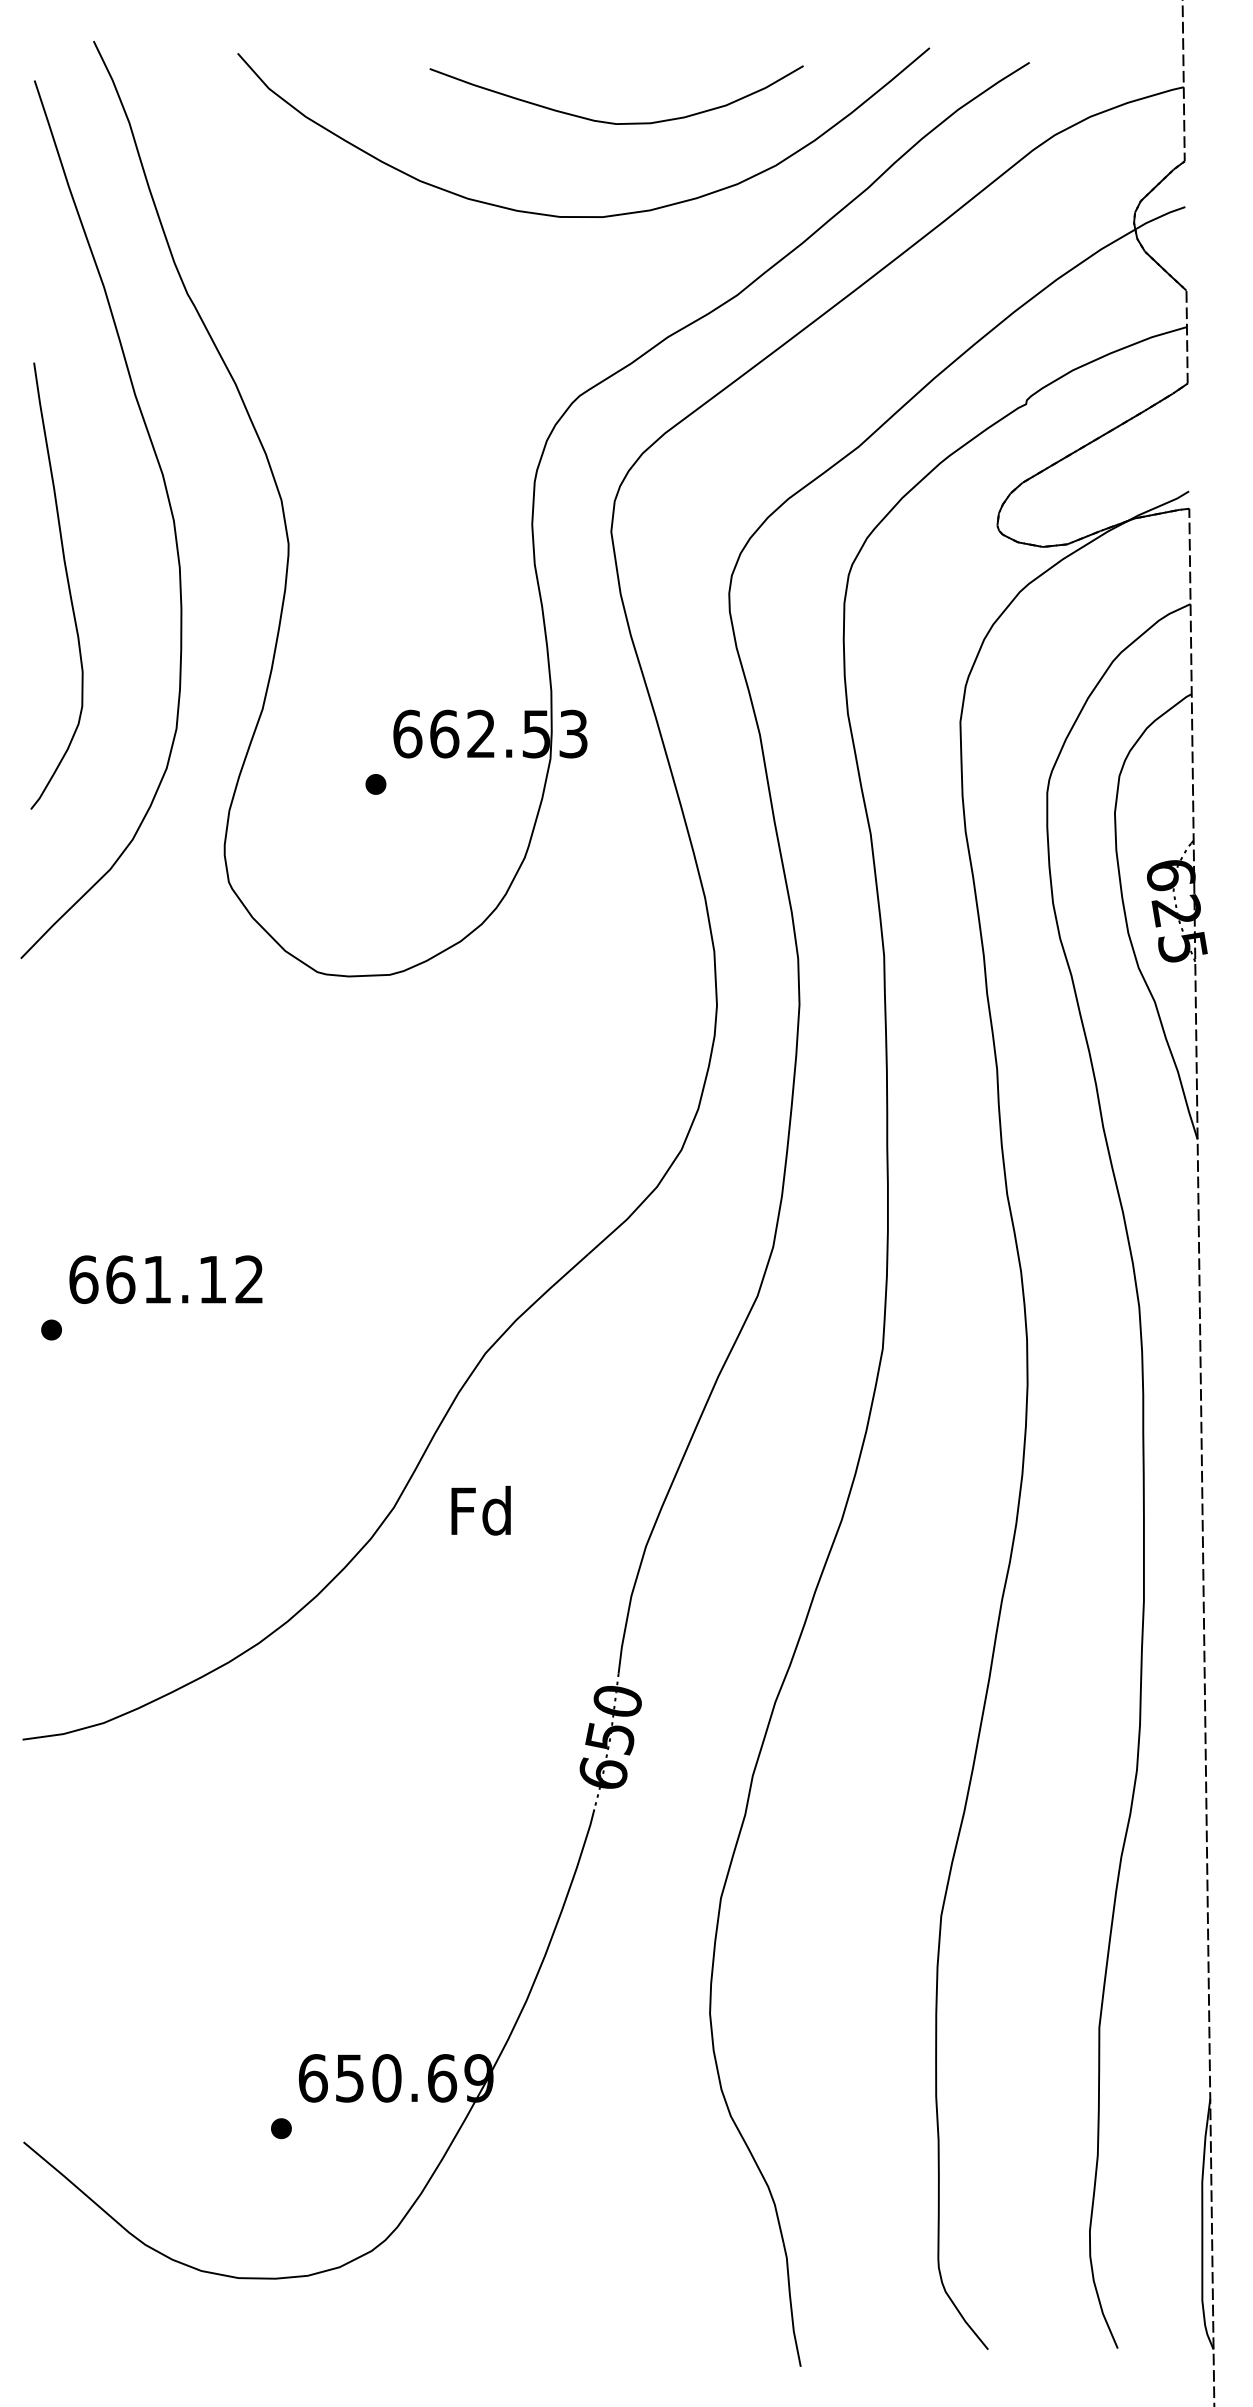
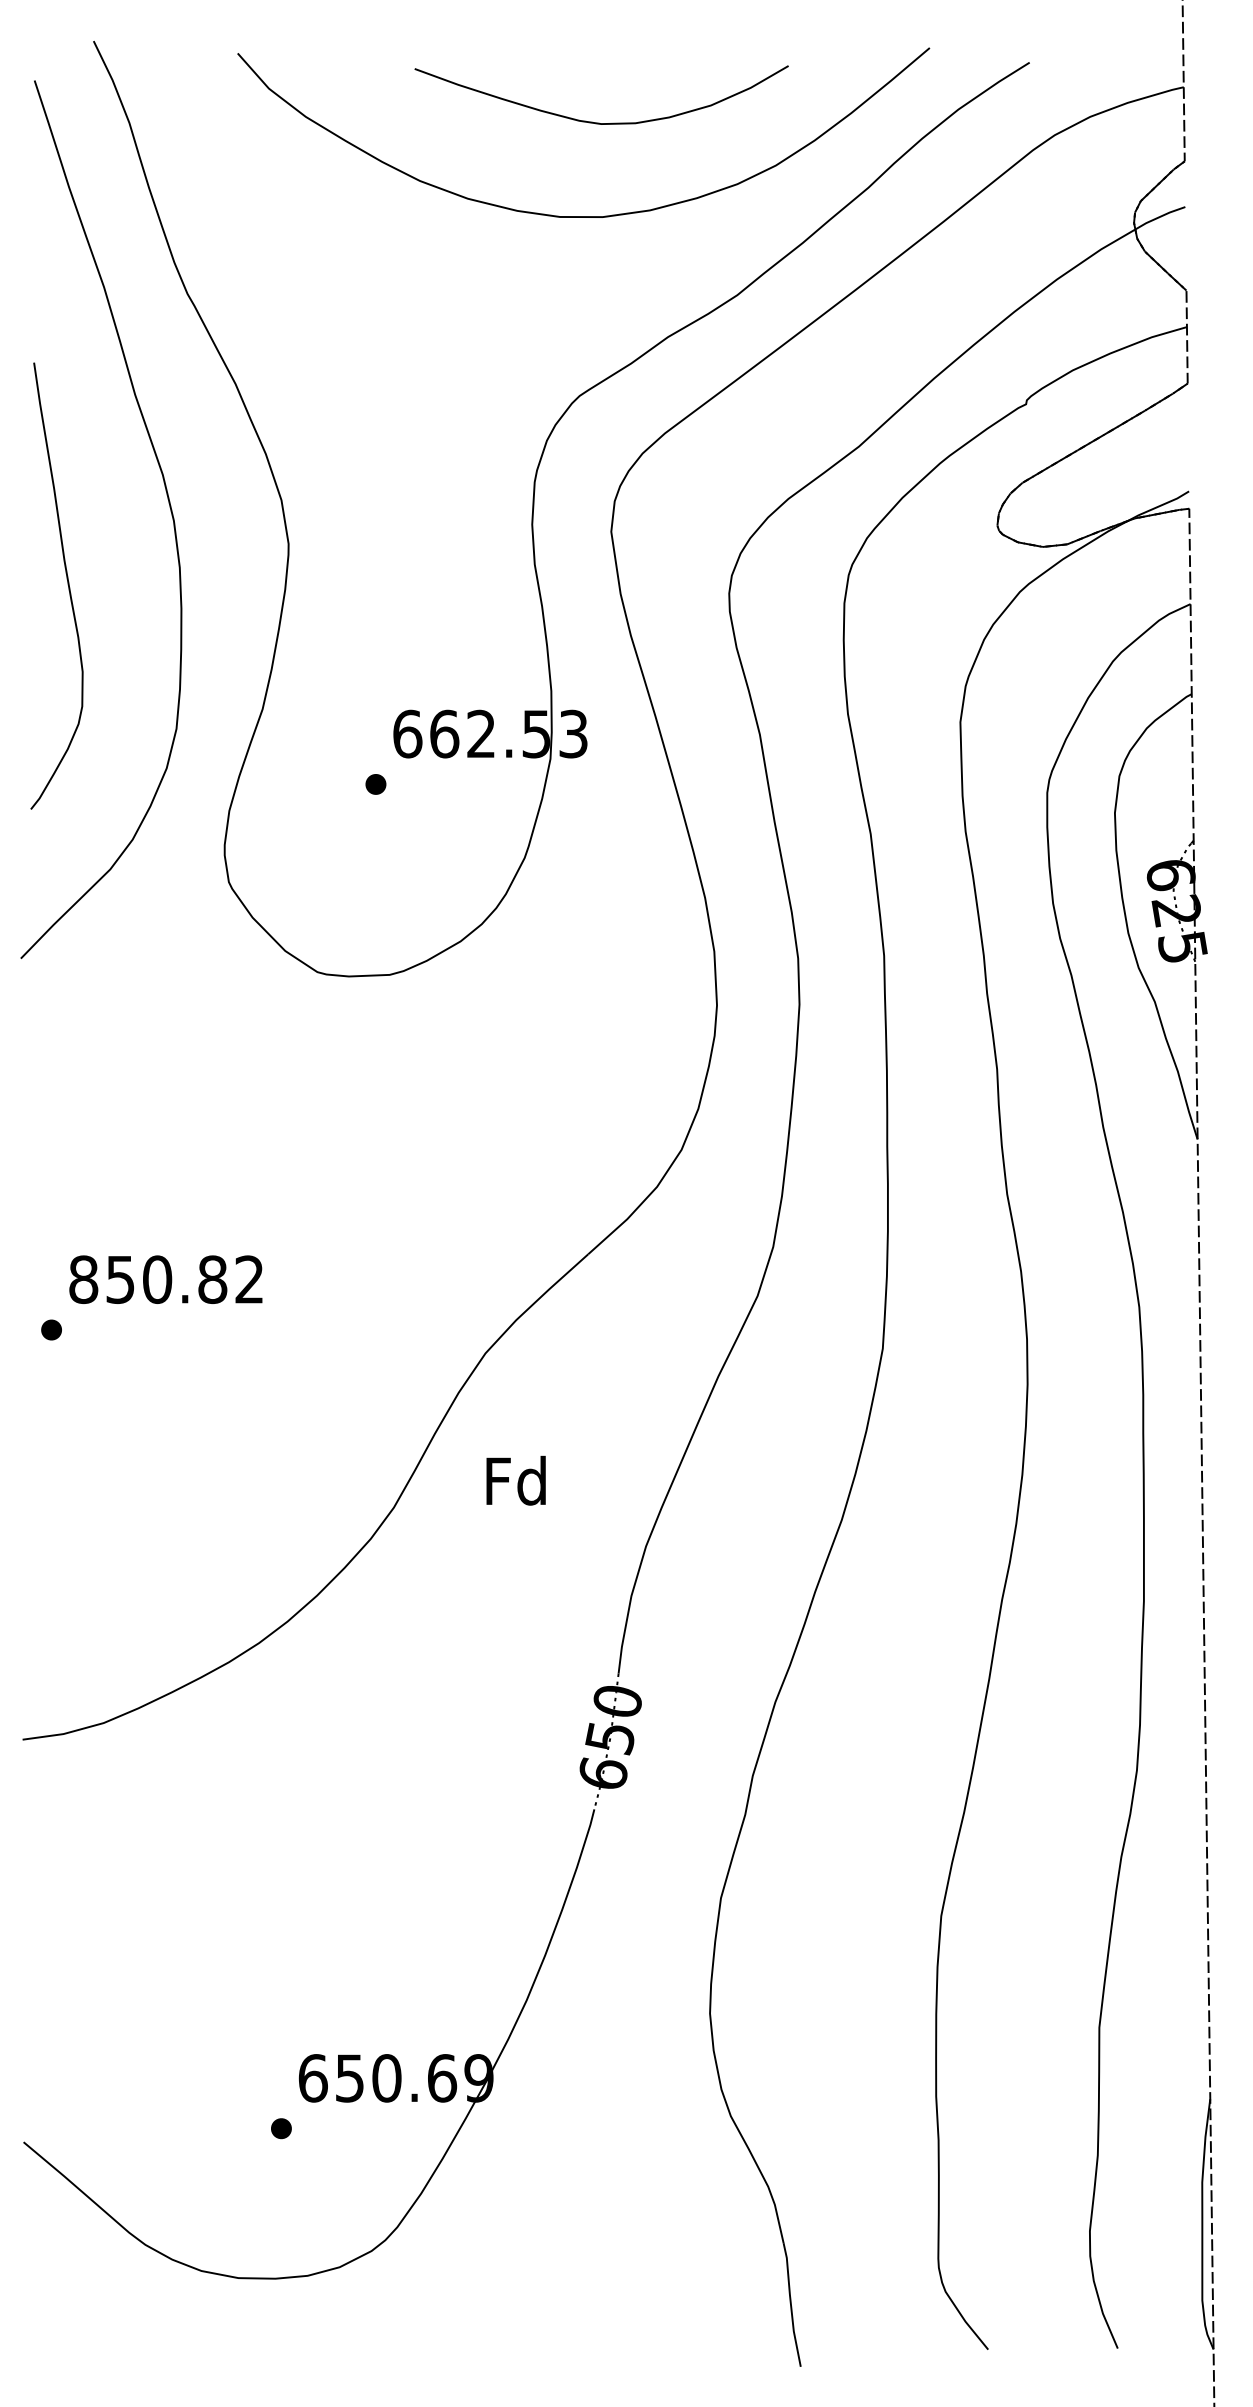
curve position: (614, 122) -> (599, 122) (599, 122)
text: 661.12 -> 850.82 (148, 1279)
text position: (480, 1510) -> (515, 1480) (515, 1480)
